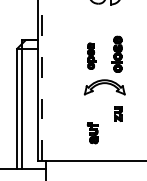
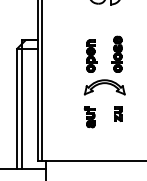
part size: 10x28 px -> 12x34 px (91, 55)
line: dashed -> solid (42, 80)
part position: (92, 133) -> (89, 117) (89, 117)
